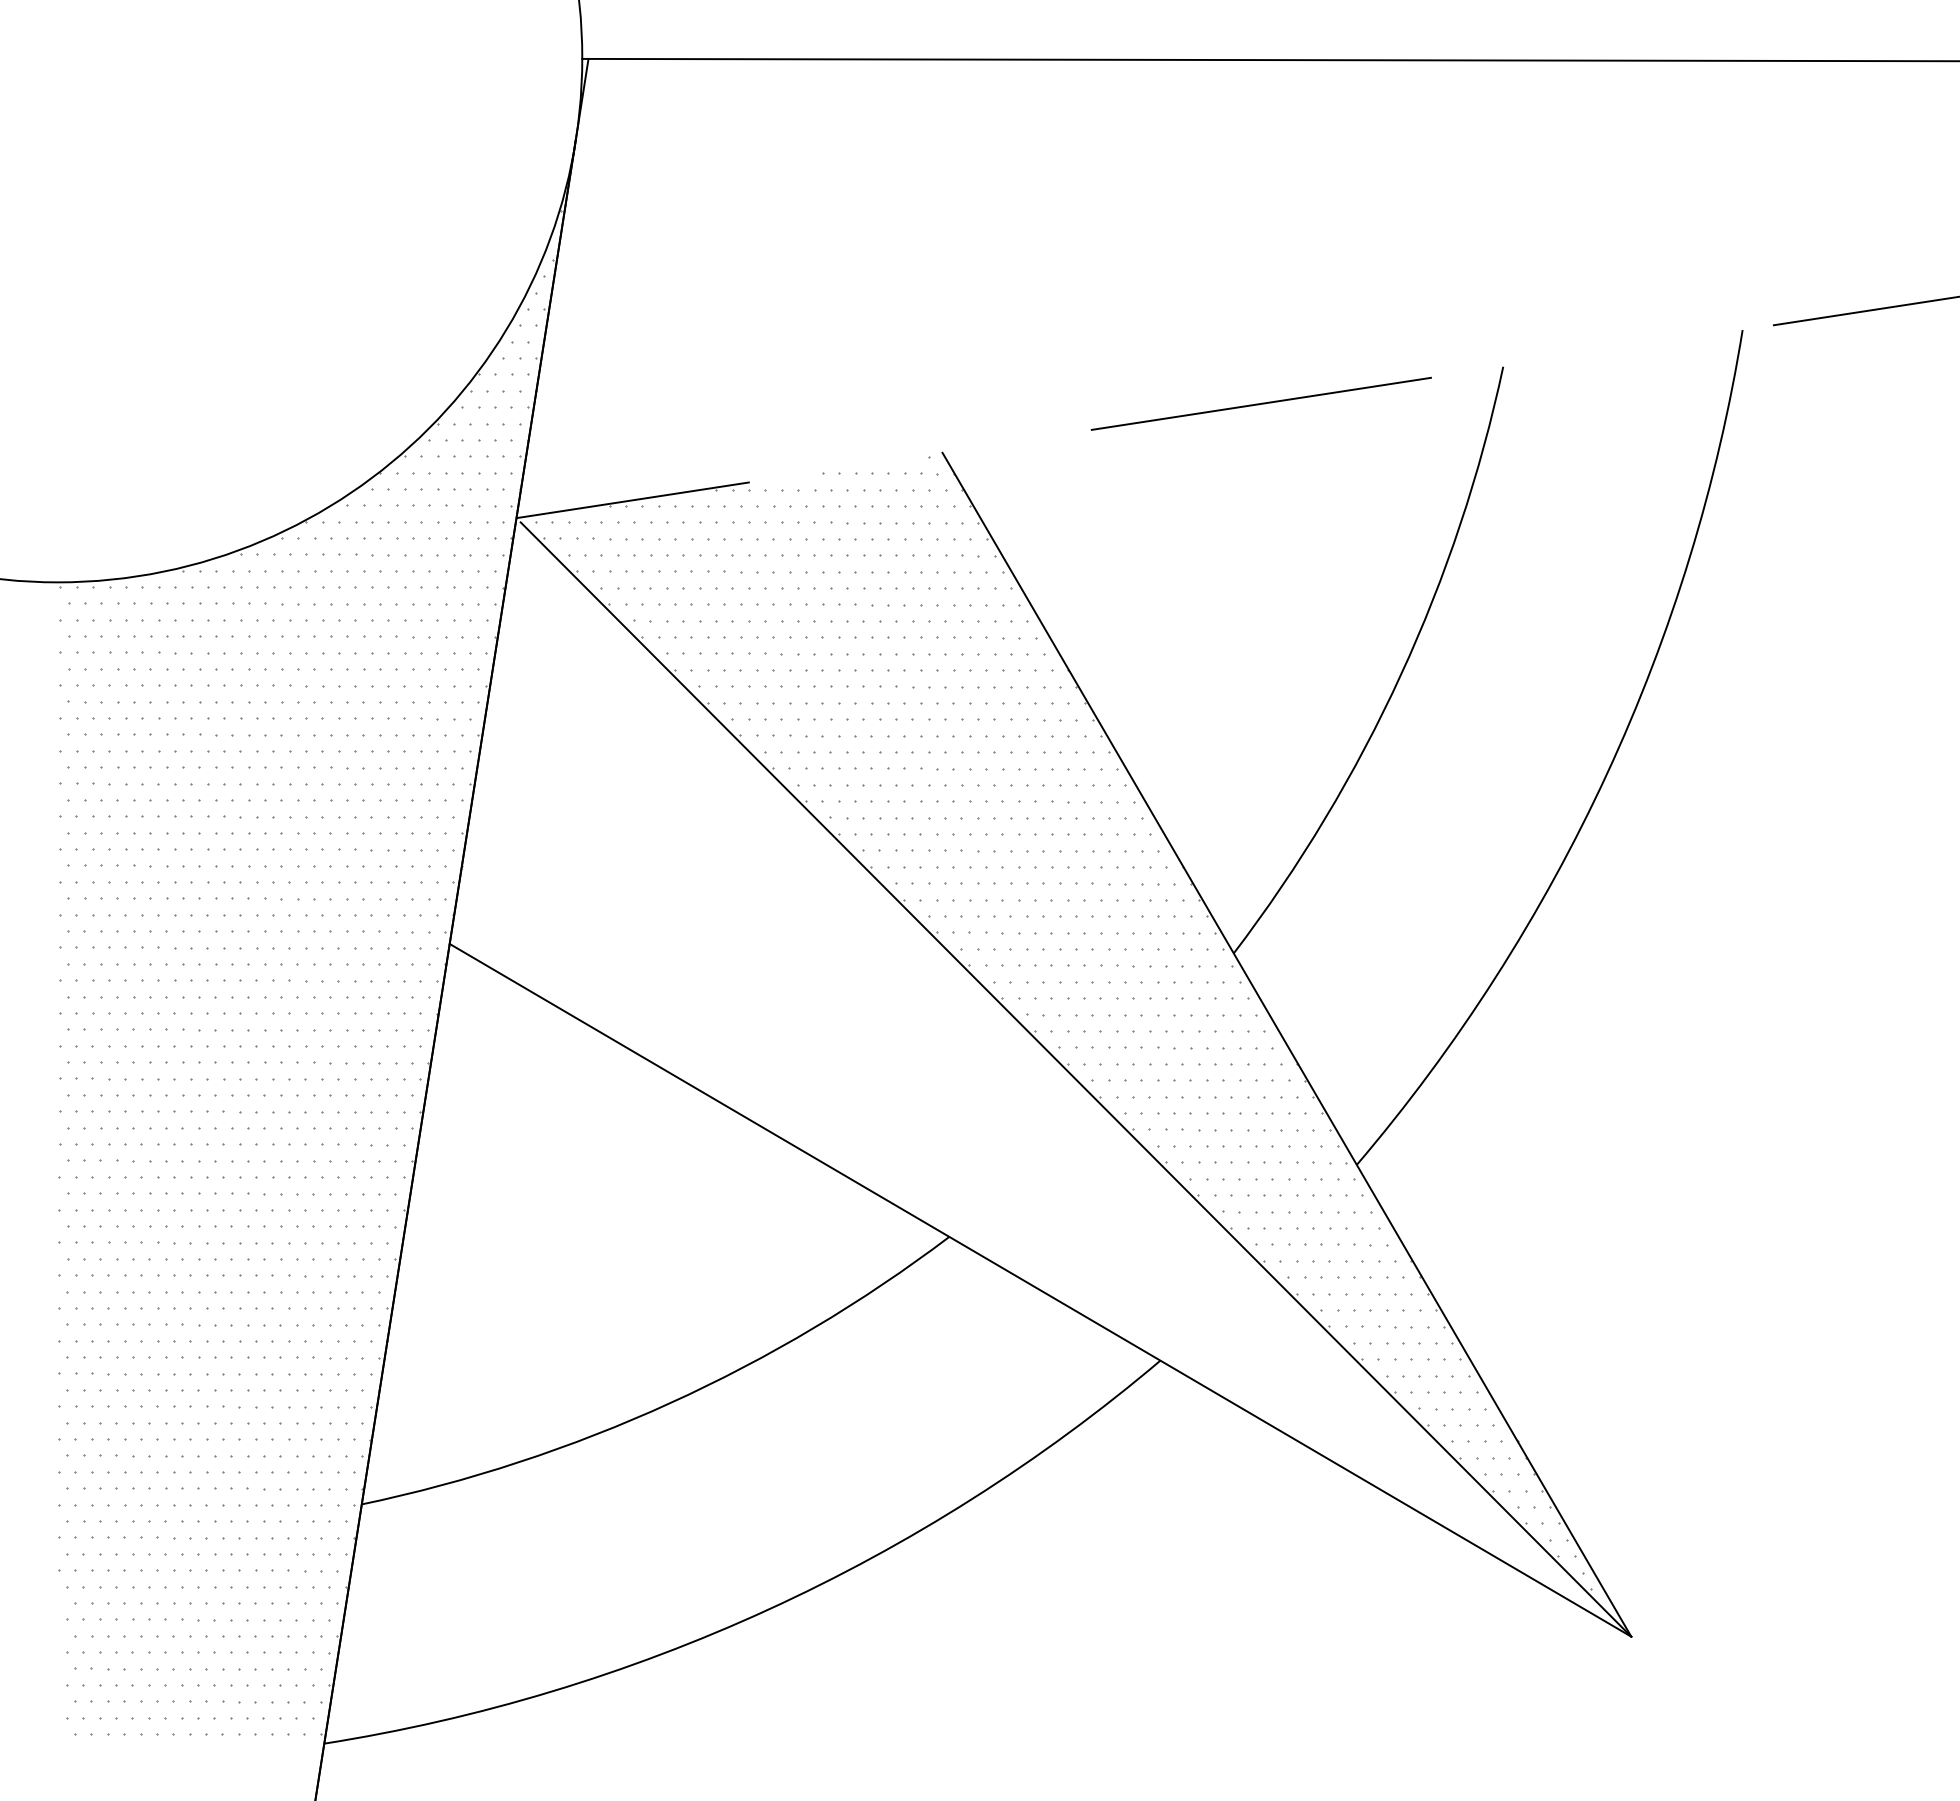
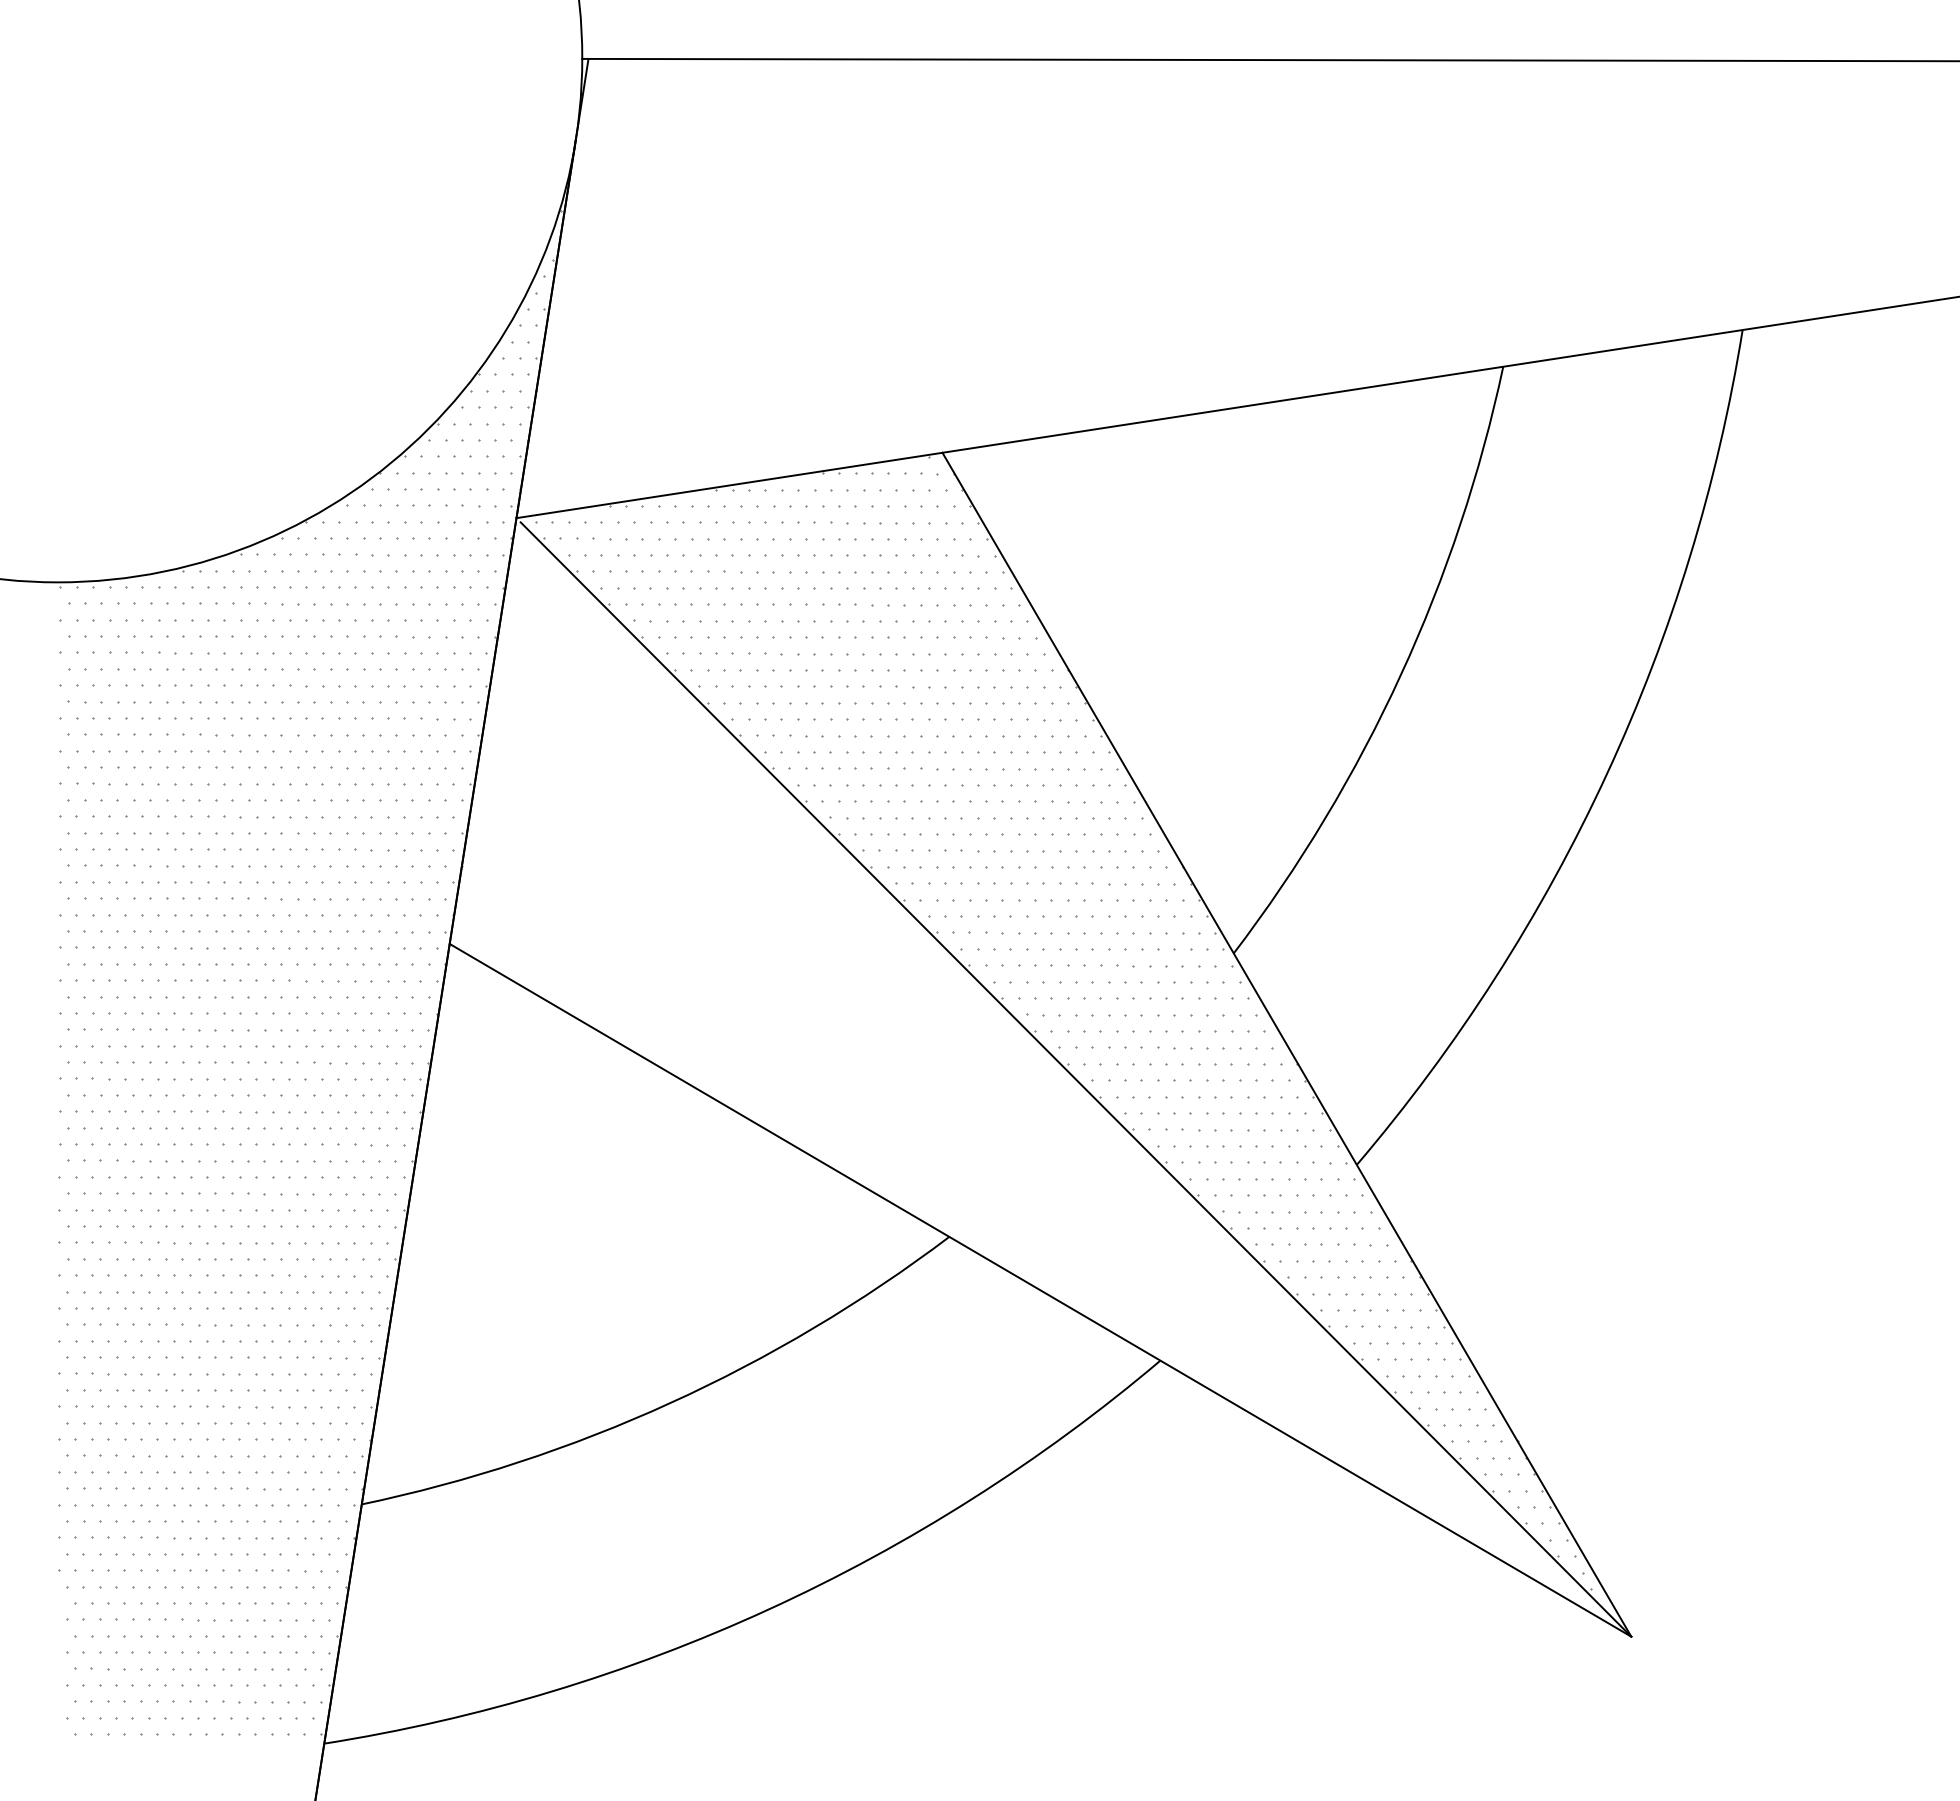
line: dashed -> solid (1237, 407)
